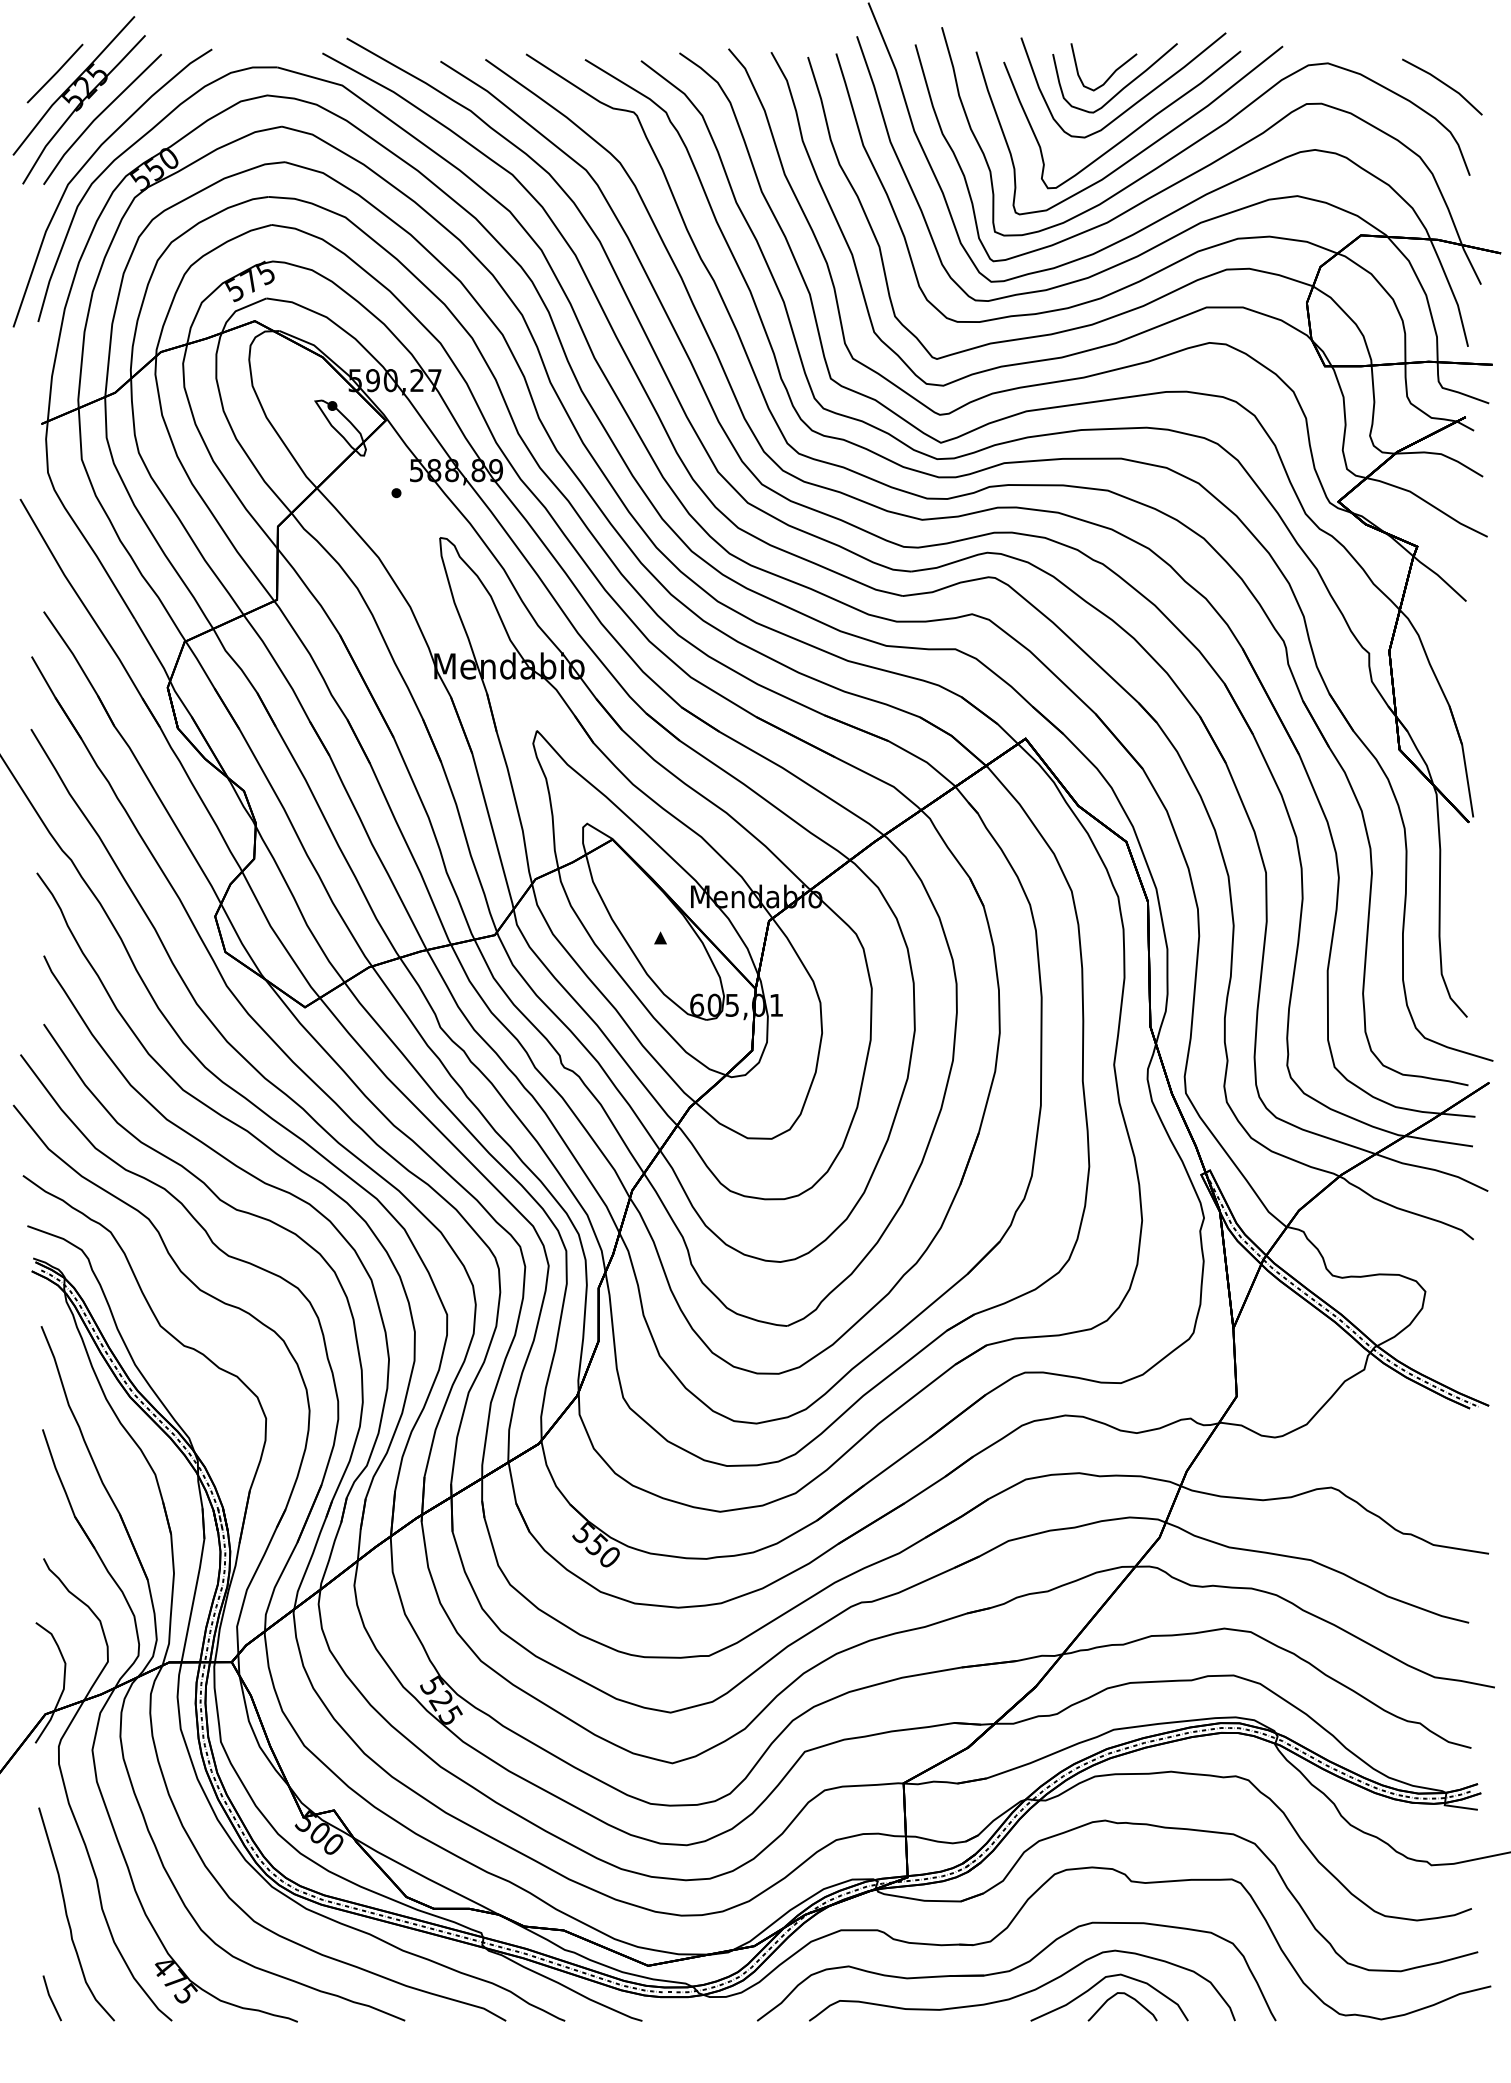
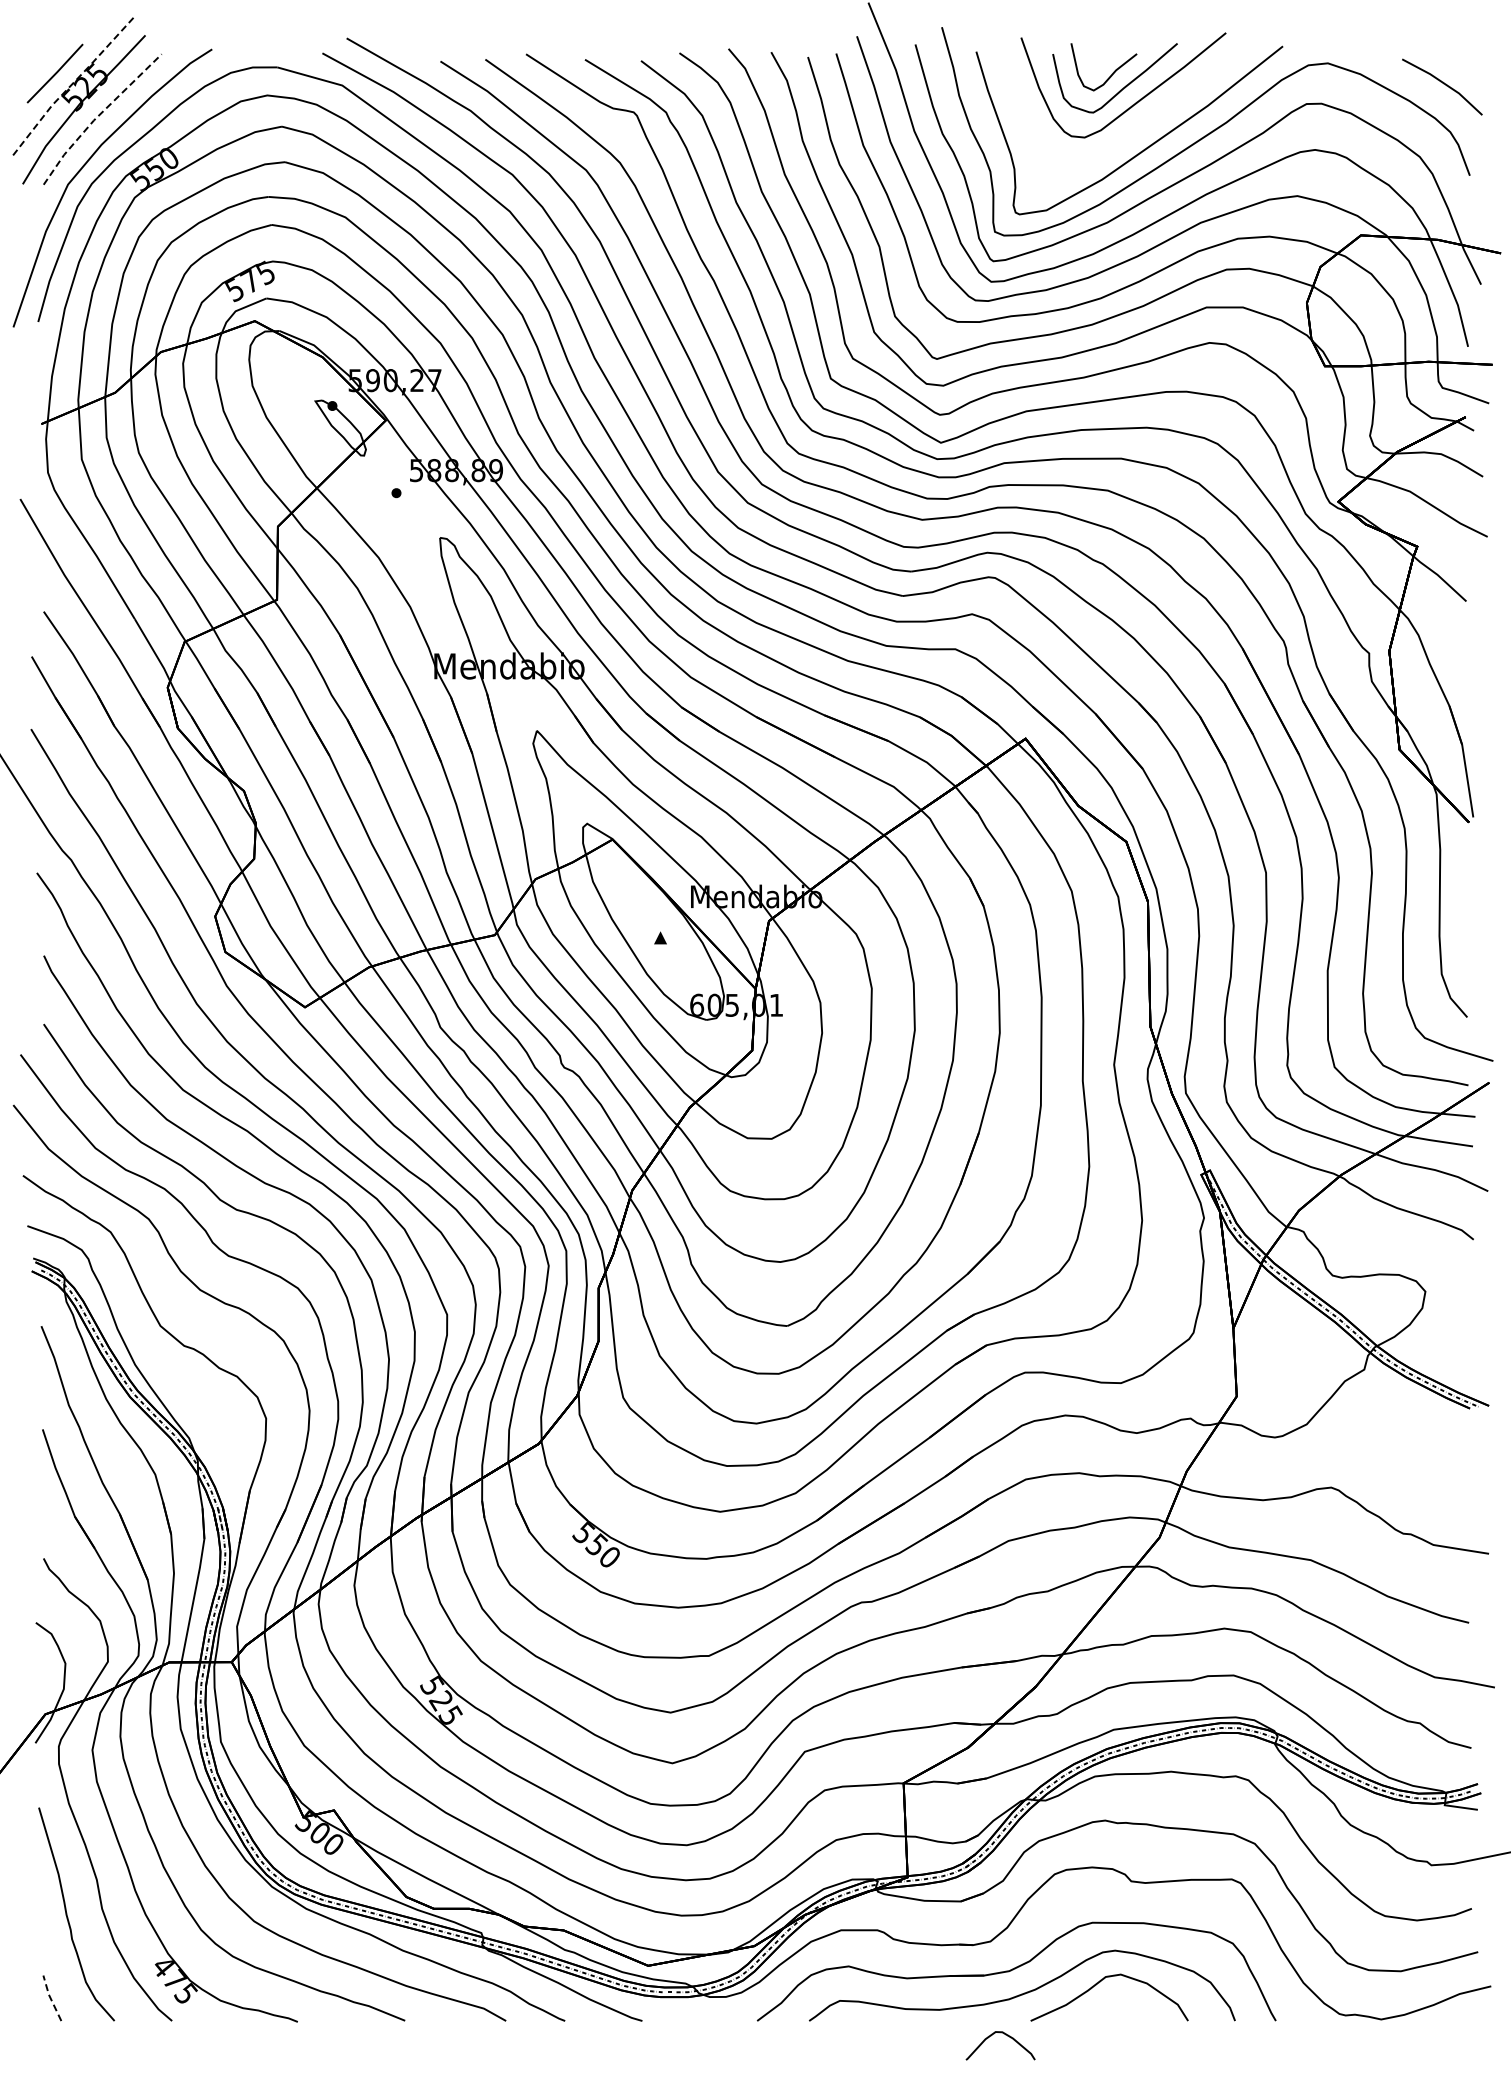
line: solid -> dashed (72, 84)
line: solid -> dashed (97, 117)
curve: present -> none (1132, 131)
curve position: (1127, 1996) -> (1005, 2035) (1005, 2035)
line: solid -> dashed (50, 1998)
